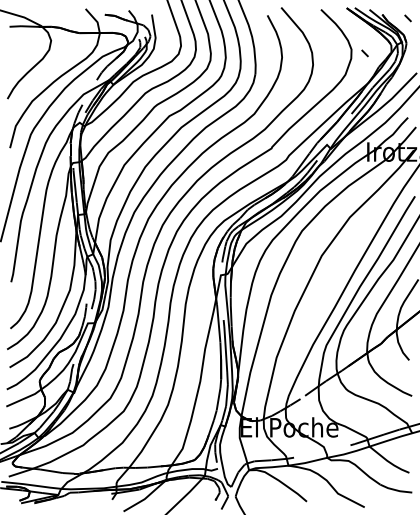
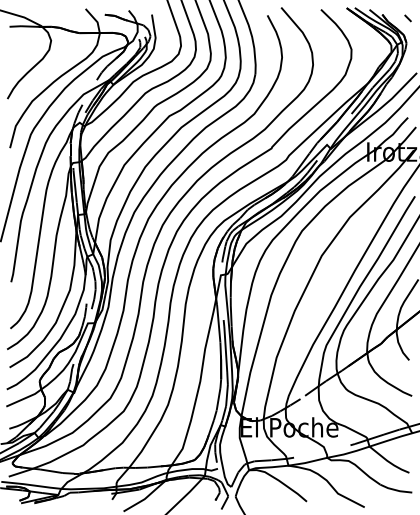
line: present -> none (364, 53)
